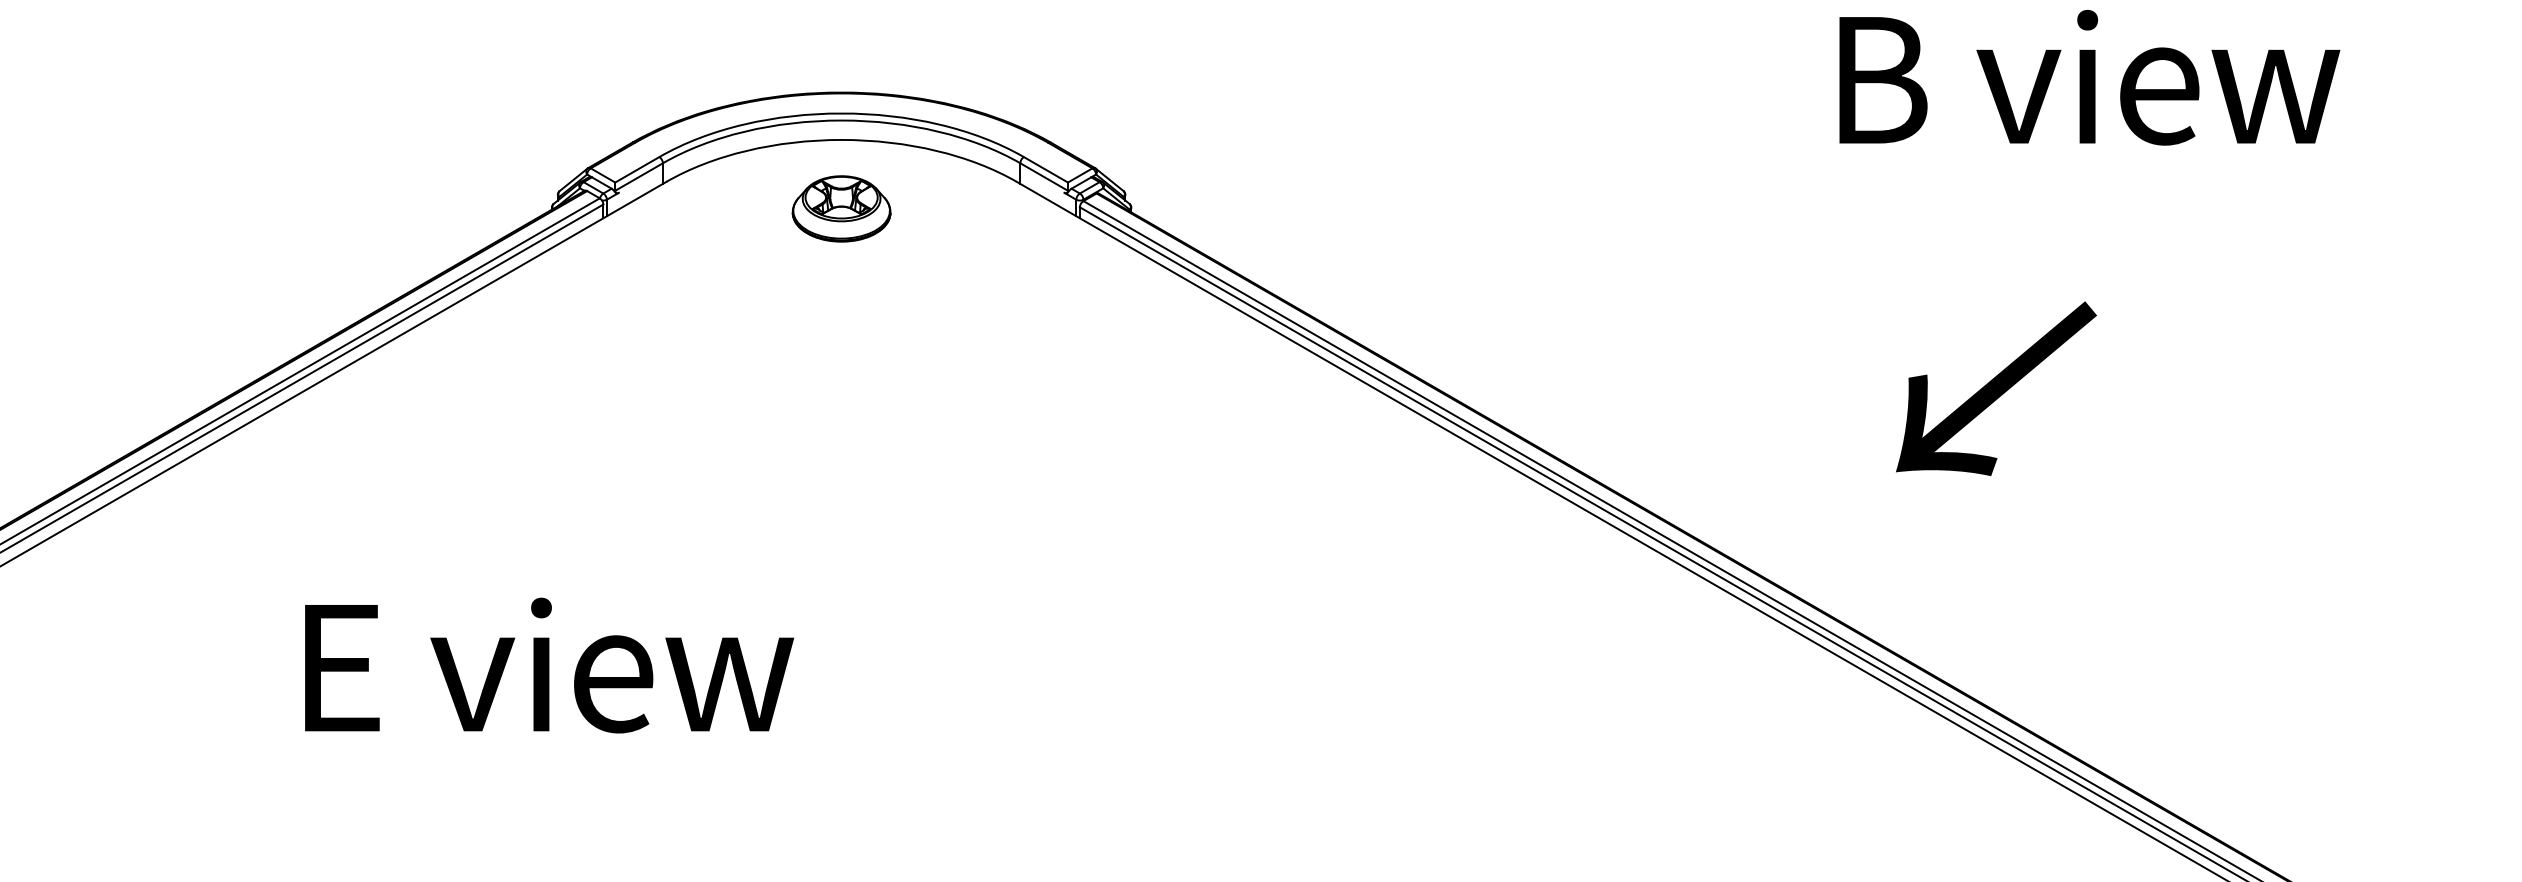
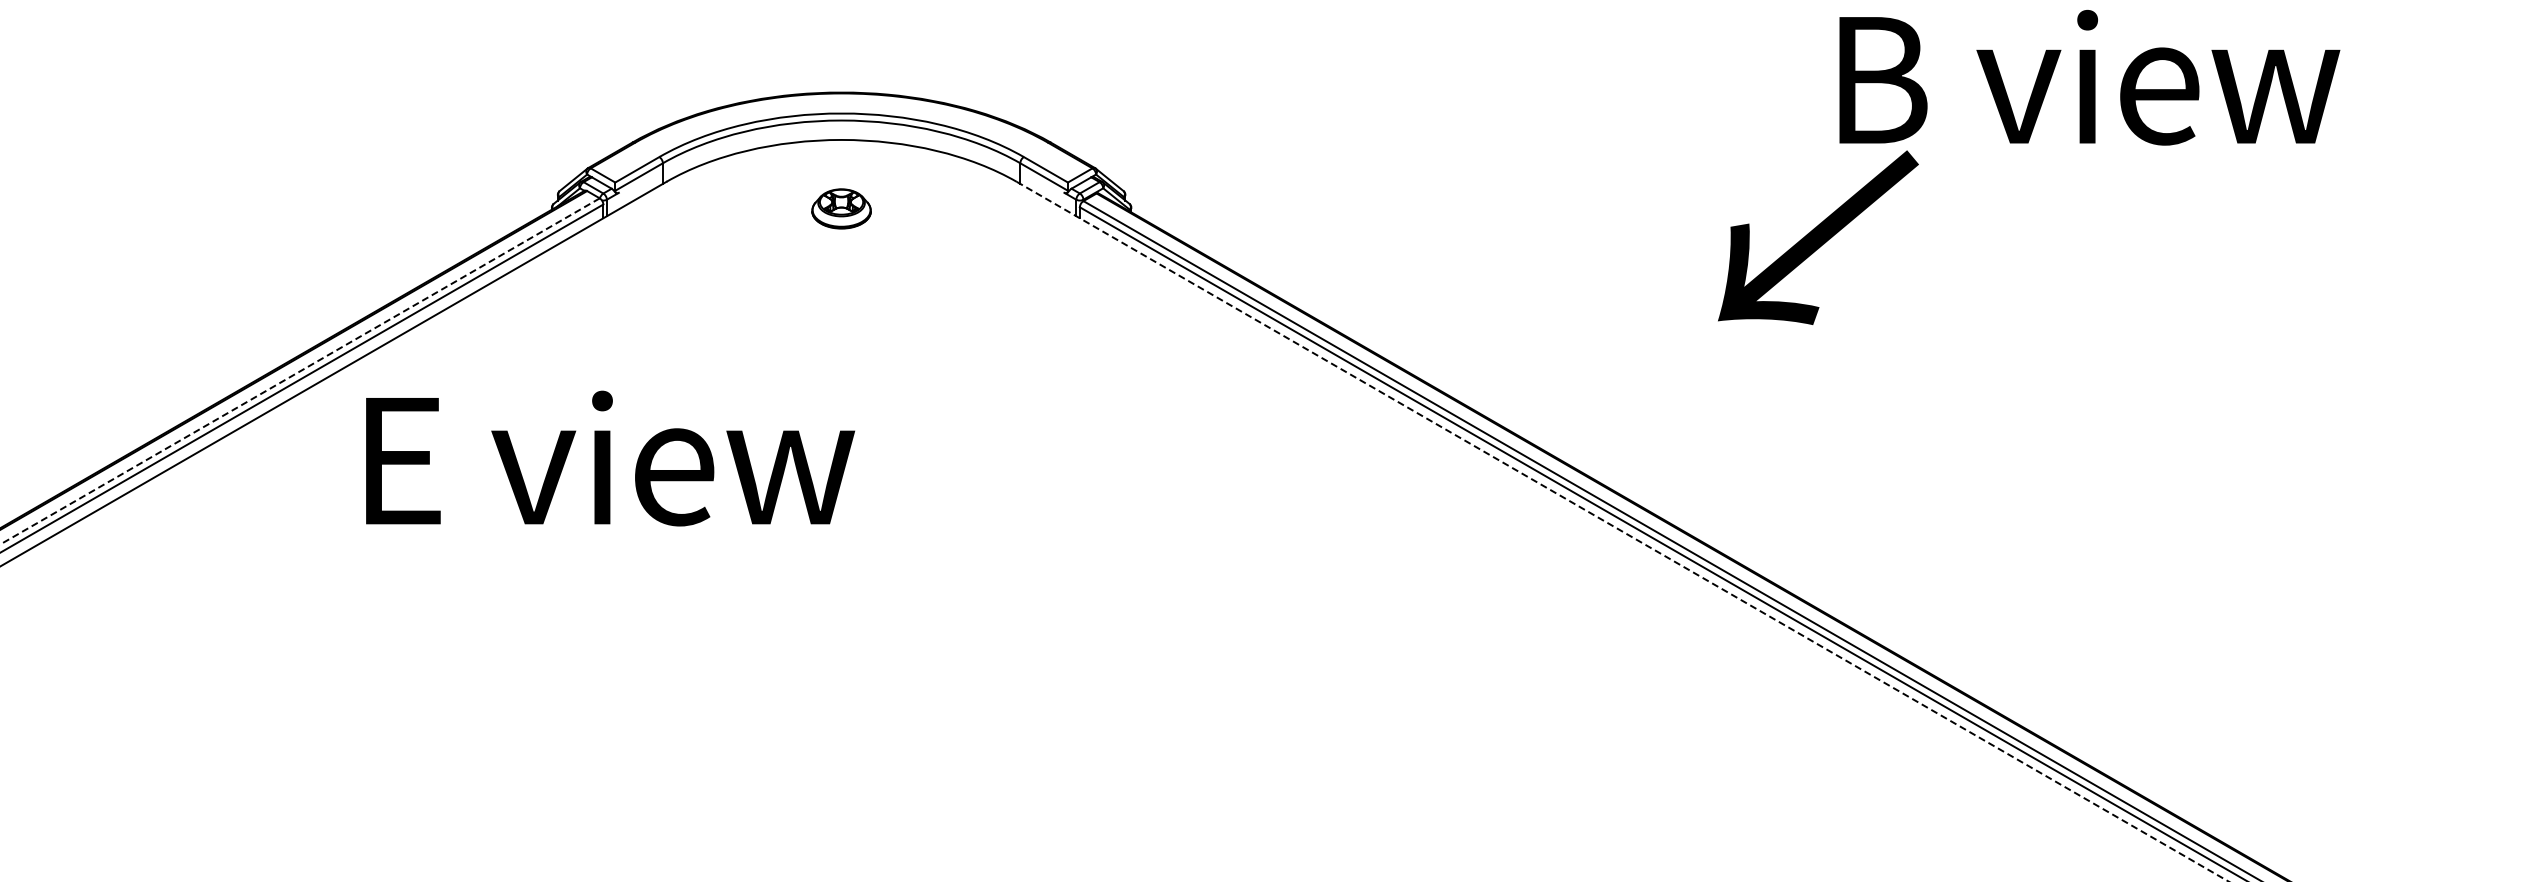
part size: 101x68 px -> 61x42 px (841, 208)
line: solid -> dashed (300, 371)
text position: (1996, 388) -> (1818, 237) (1818, 237)
line: solid -> dashed (1622, 531)
text position: (549, 665) -> (610, 458) (610, 458)
